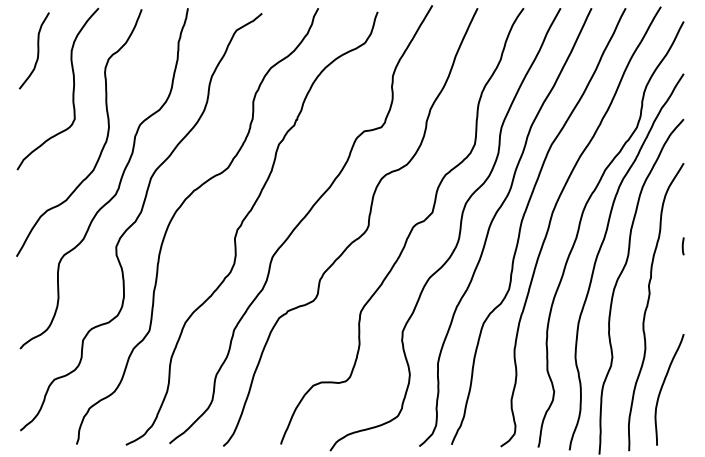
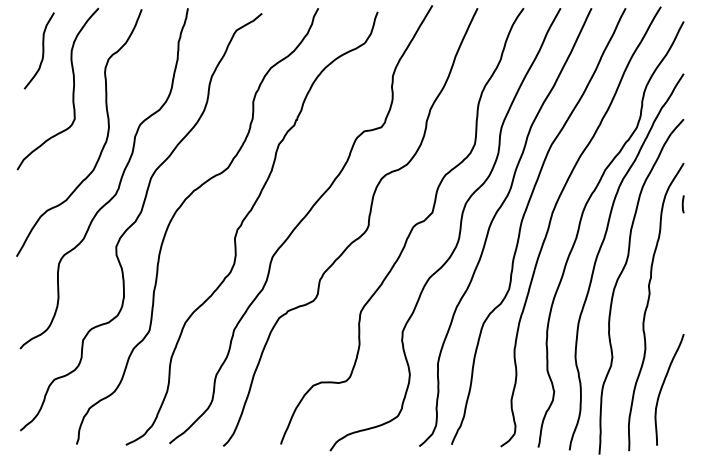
curve position: (37, 50) -> (42, 50) (42, 50)
line position: (682, 246) -> (682, 204) (682, 204)
